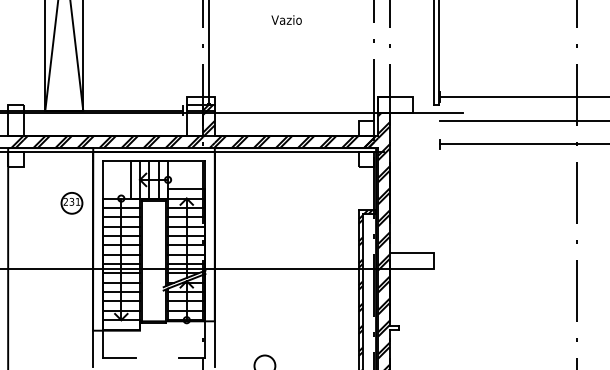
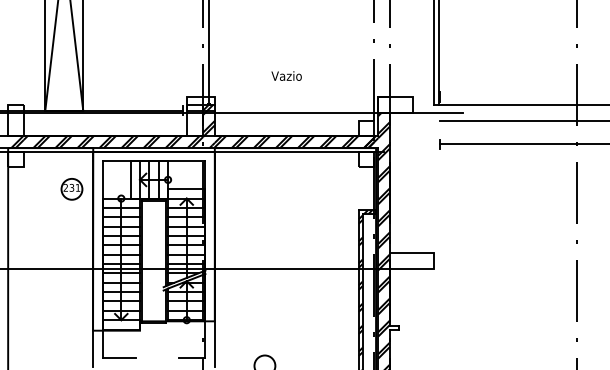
text position: (286, 19) -> (286, 75) (286, 75)
line position: (523, 96) -> (523, 104) (523, 104)
part position: (71, 203) -> (71, 189) (71, 189)
